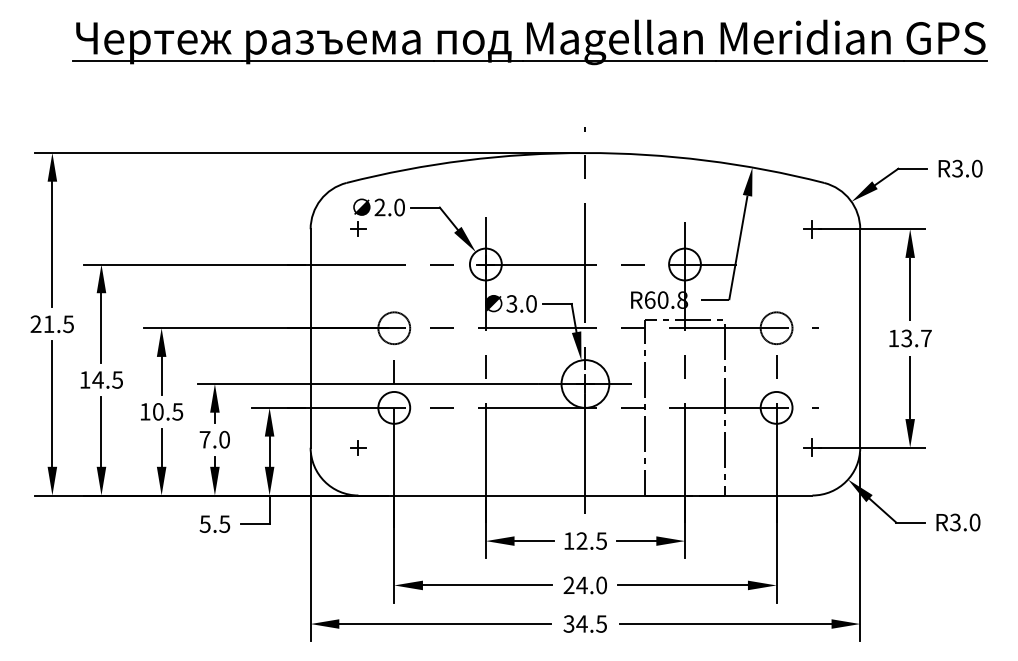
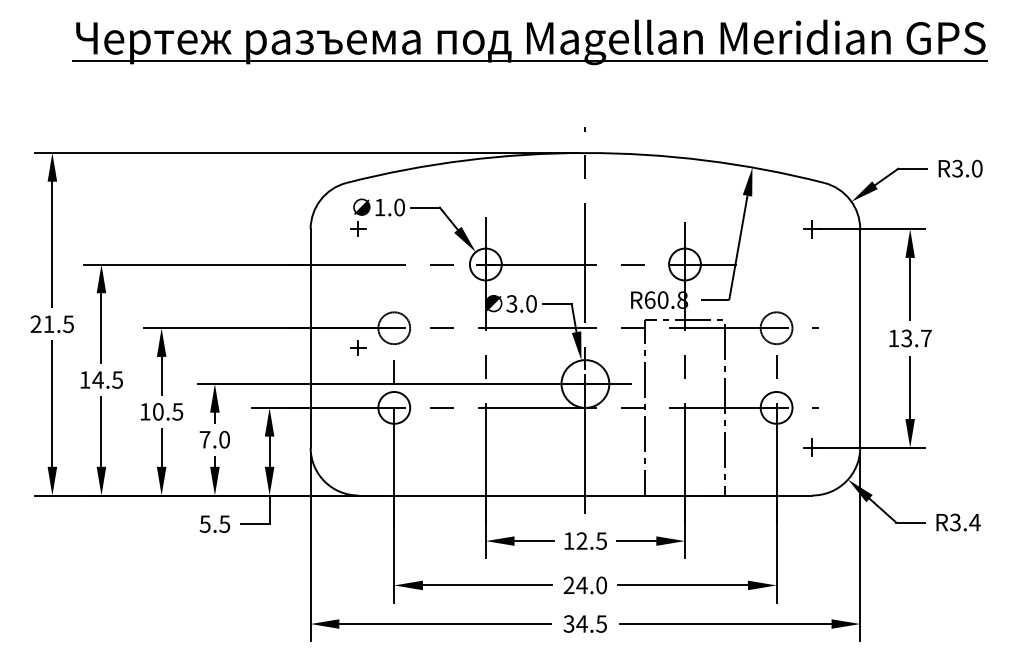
text: 2.0 -> 1.0 (379, 207)
part position: (358, 447) -> (358, 347) (358, 347)
text: R3.0 -> R3.4 (974, 522)
